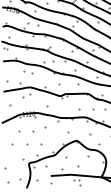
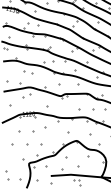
part size: 6x17 px -> 5x11 px (7, 175)
